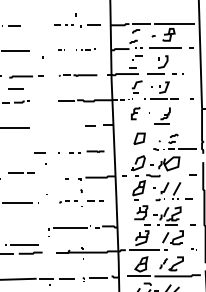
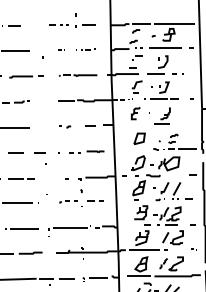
part position: (77, 25) -> (72, 25) (72, 25)
line position: (15, 88) -> (15, 152) (15, 152)
part: none -> present (65, 126)
line position: (21, 172) -> (21, 178) (21, 178)
line position: (21, 244) -> (21, 228) (21, 228)
